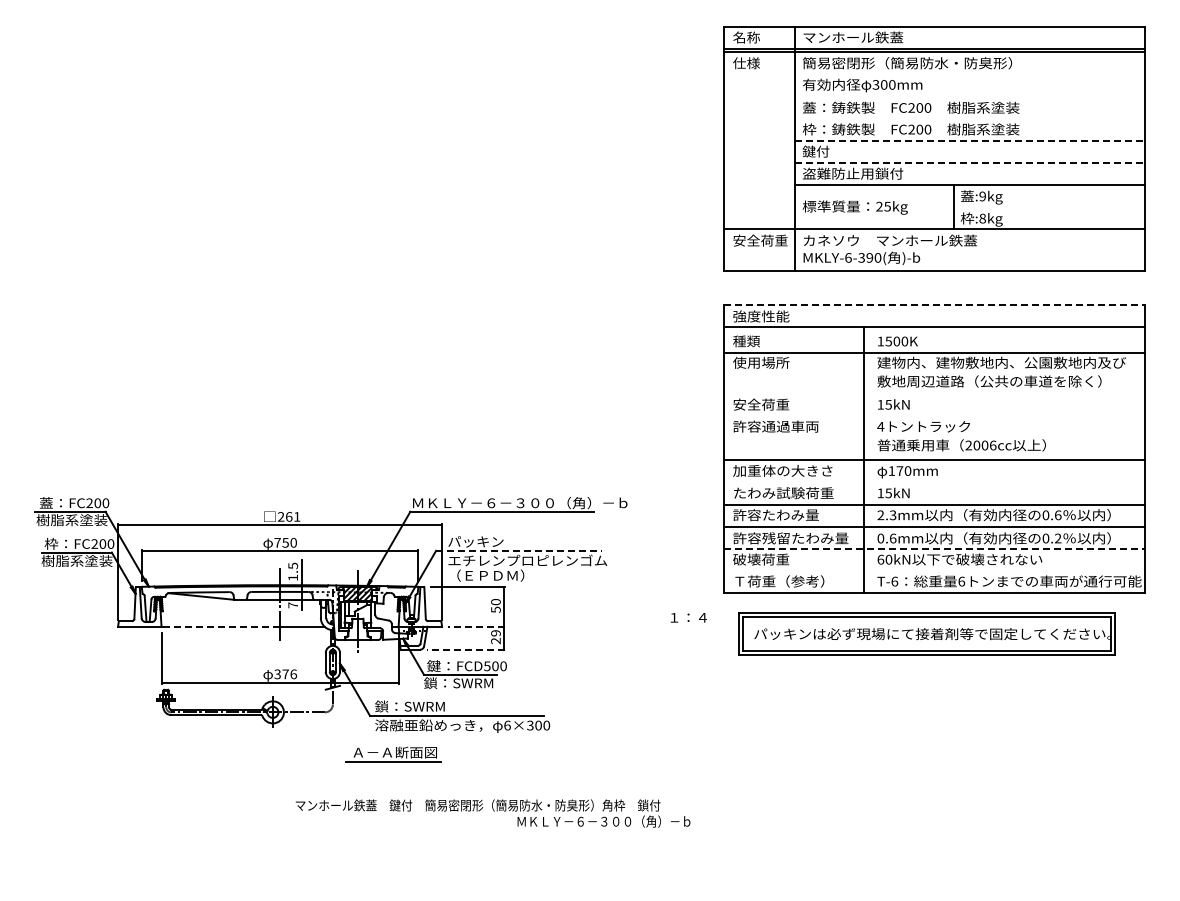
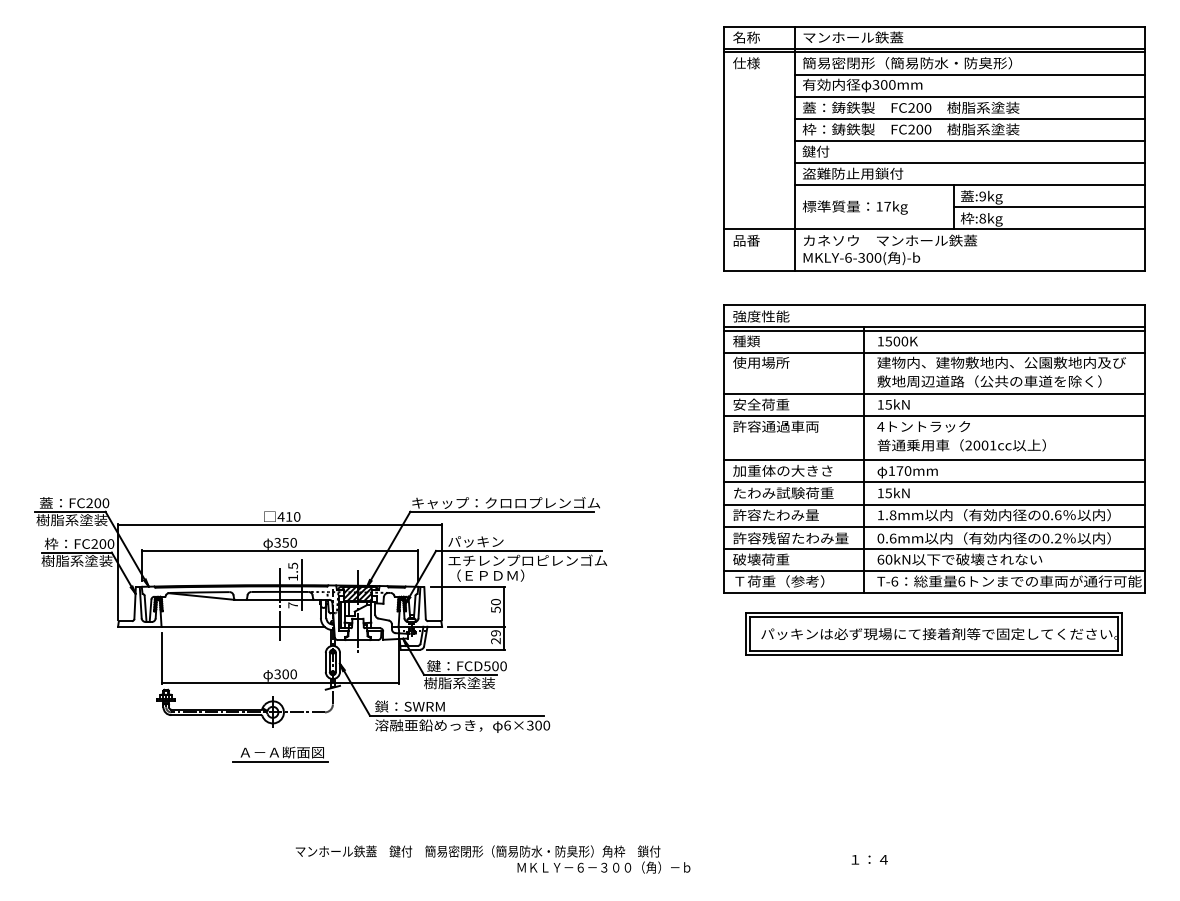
line: none -> present (969, 74)
line: none -> present (969, 96)
line: none -> present (969, 118)
line: dashed -> solid (970, 140)
line: dashed -> solid (970, 163)
text: 25kg -> 17kg (883, 206)
line: none -> present (1048, 207)
text: 安全荷重 -> 品番 (760, 240)
text: MKLY-6-390( -> MKLY-6-300( (869, 257)
line: dashed -> solid (934, 305)
line: none -> present (934, 330)
line: none -> present (934, 393)
line: none -> present (934, 415)
text: 2006cc -> 2001cc (993, 445)
line: none -> present (934, 482)
text: ＭＫＬＹ－６－３００（角）－ｂ -> キャップ：クロロプレンゴム (519, 503)
text: 2.3mm -> 1.8mm (886, 514)
text: 261 -> 410 (288, 516)
text: 750 -> 350 (277, 542)
line: dashed -> solid (934, 548)
line: dashed -> solid (519, 550)
line: none -> present (934, 570)
text position: (688, 617) -> (869, 859) (869, 859)
line: dashed -> solid (220, 626)
line: dashed -> solid (476, 626)
part position: (926, 633) -> (933, 633) (933, 633)
line: dashed -> solid (465, 649)
text: 376 -> 300 (289, 674)
text: 鎖：SWRM -> 樹脂系塗装 (459, 683)
part position: (393, 754) -> (280, 754) (280, 754)
text position: (493, 813) -> (493, 859) (493, 859)
